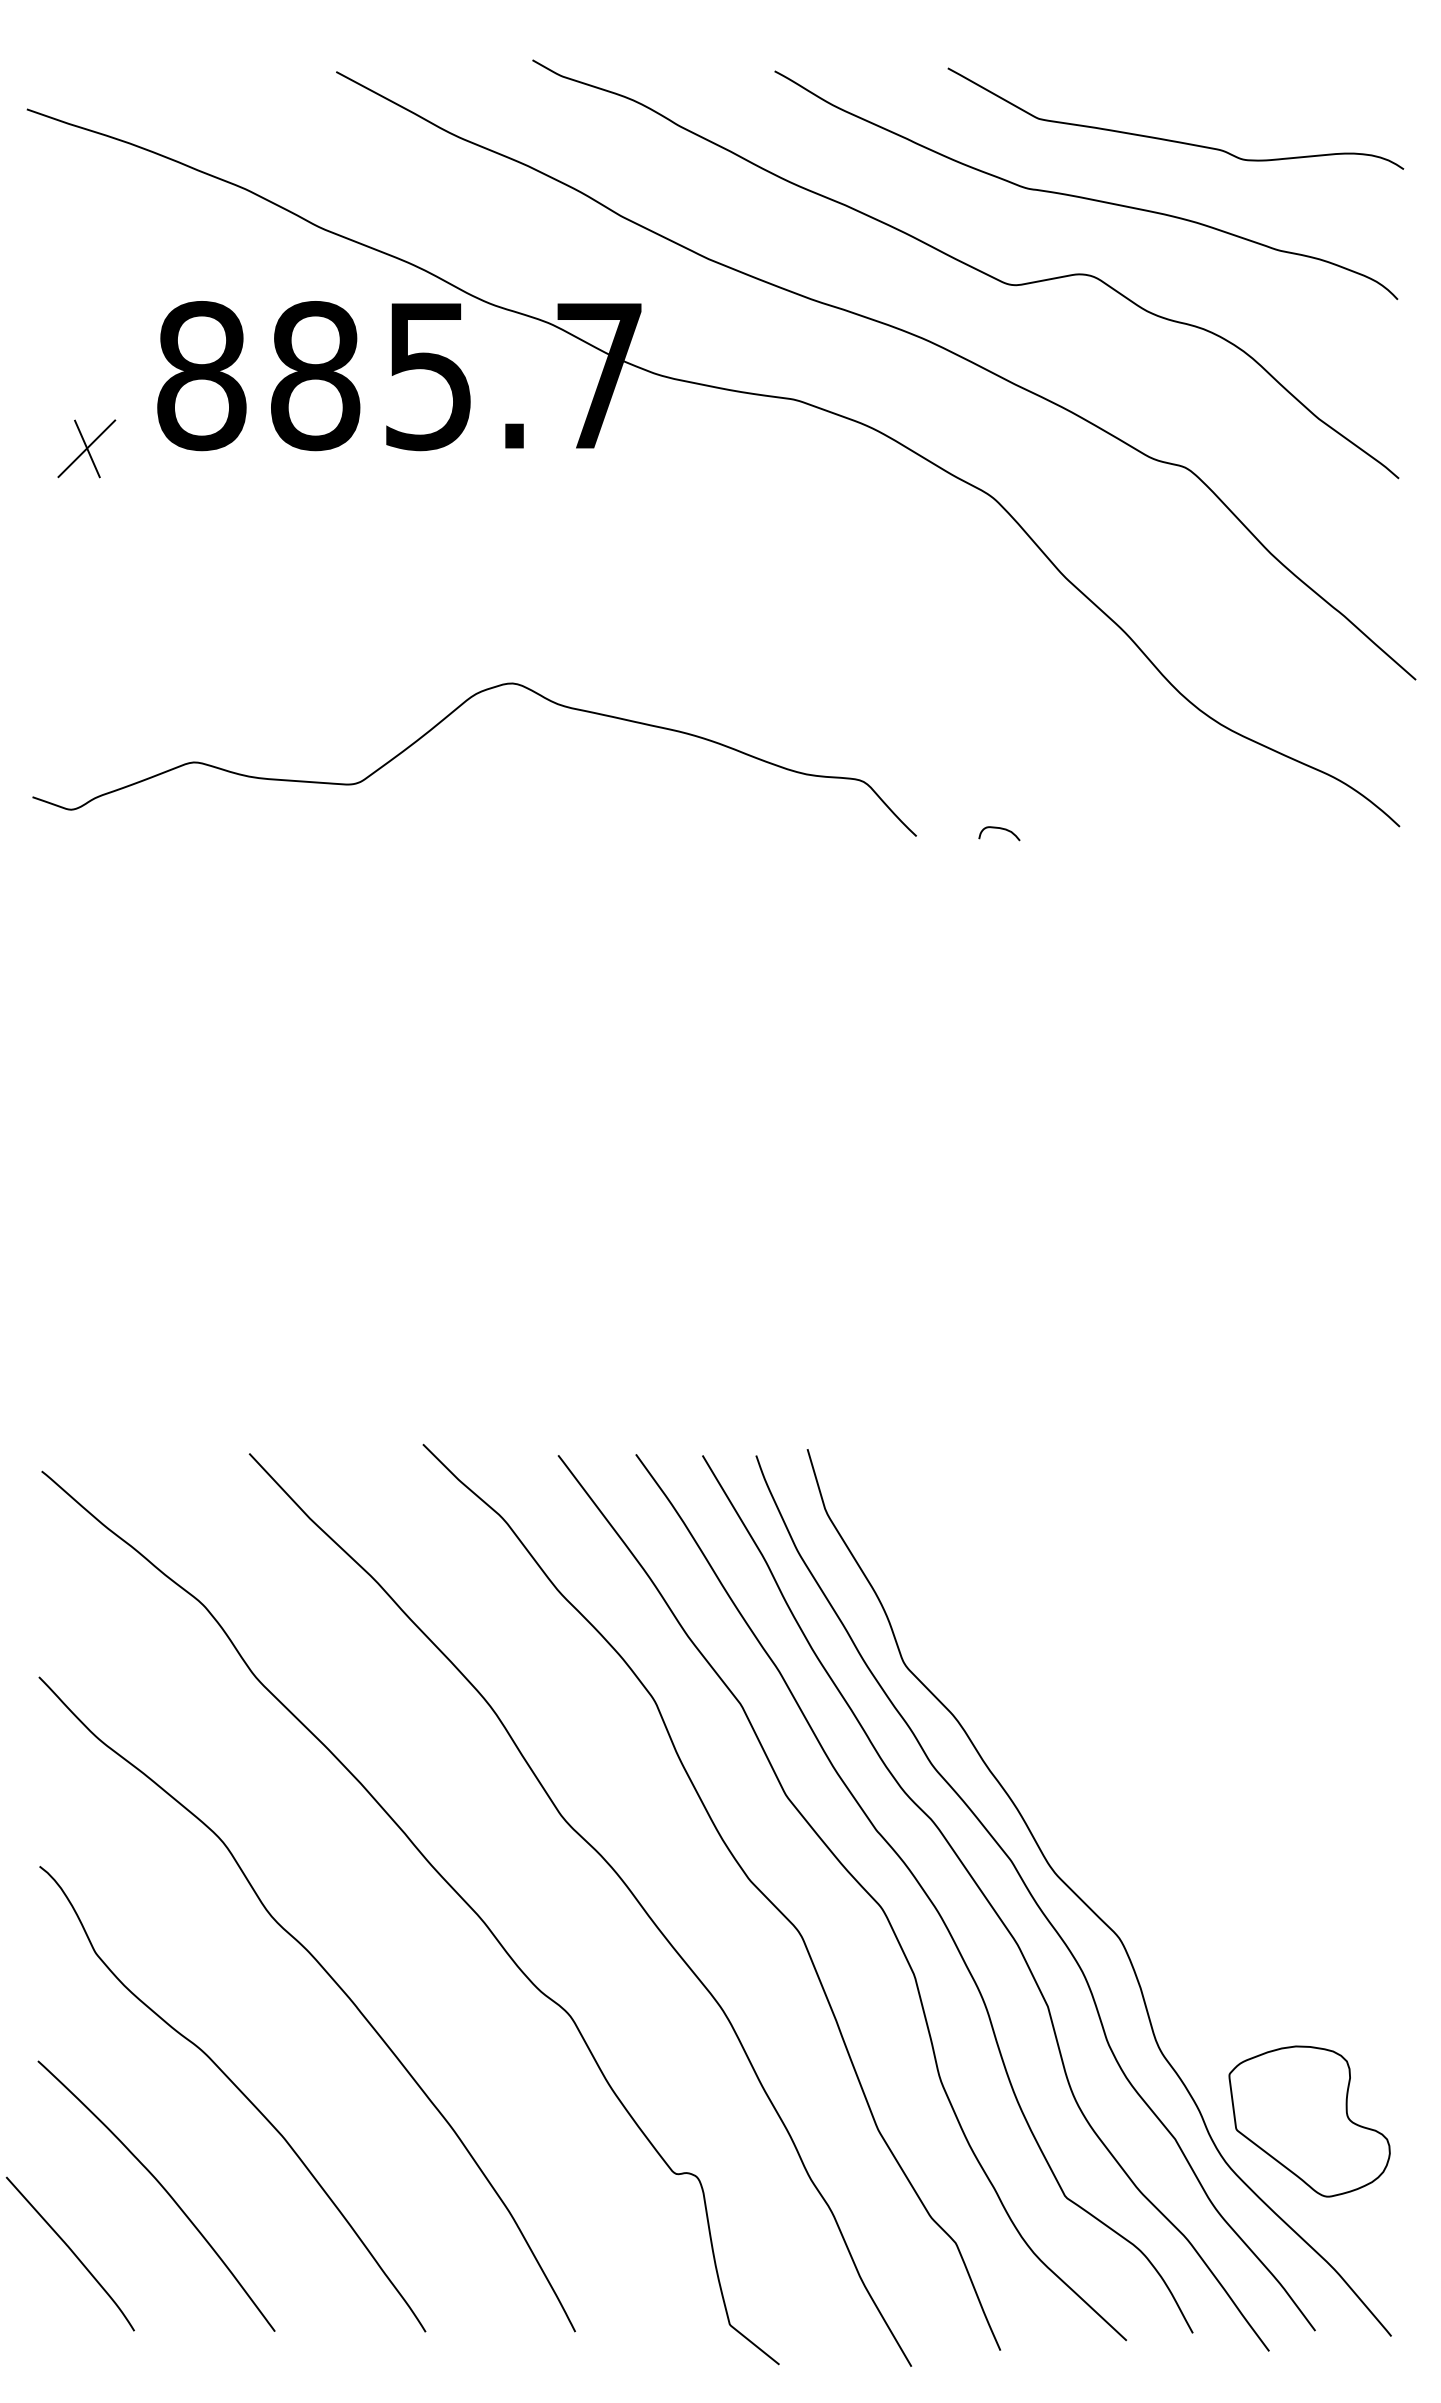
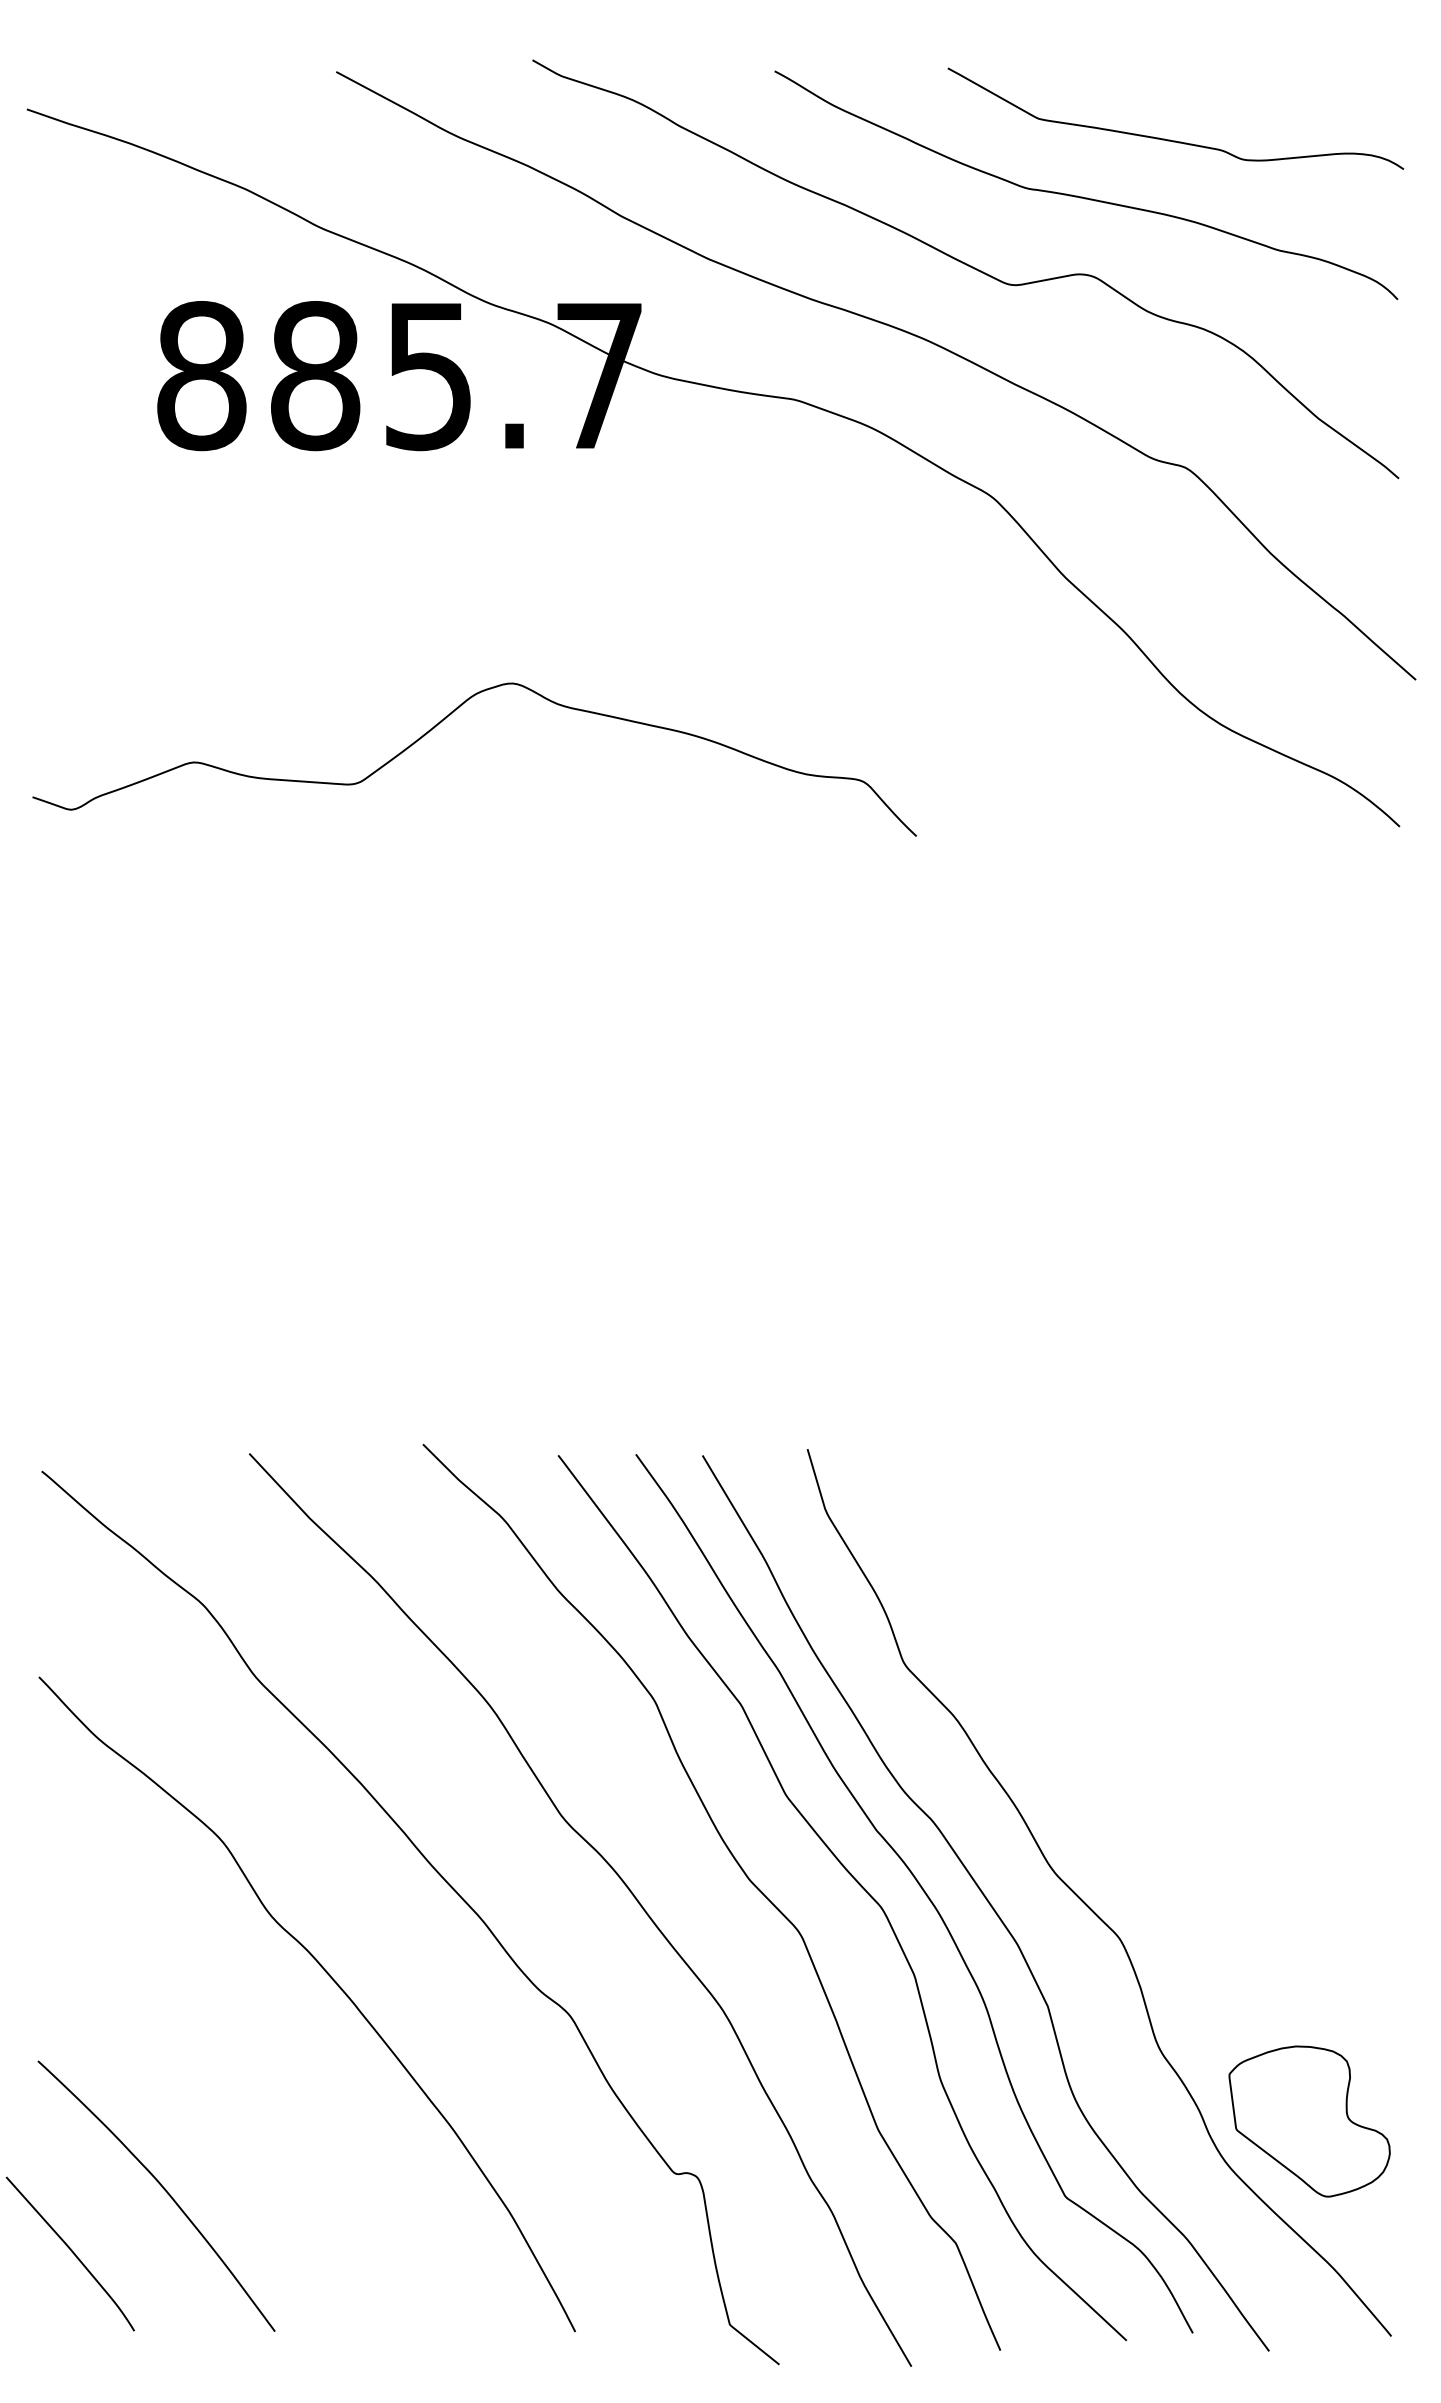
part: present -> none (86, 448)
curve: present -> none (1000, 829)
curve: present -> none (1032, 1895)
curve: present -> none (239, 2091)
